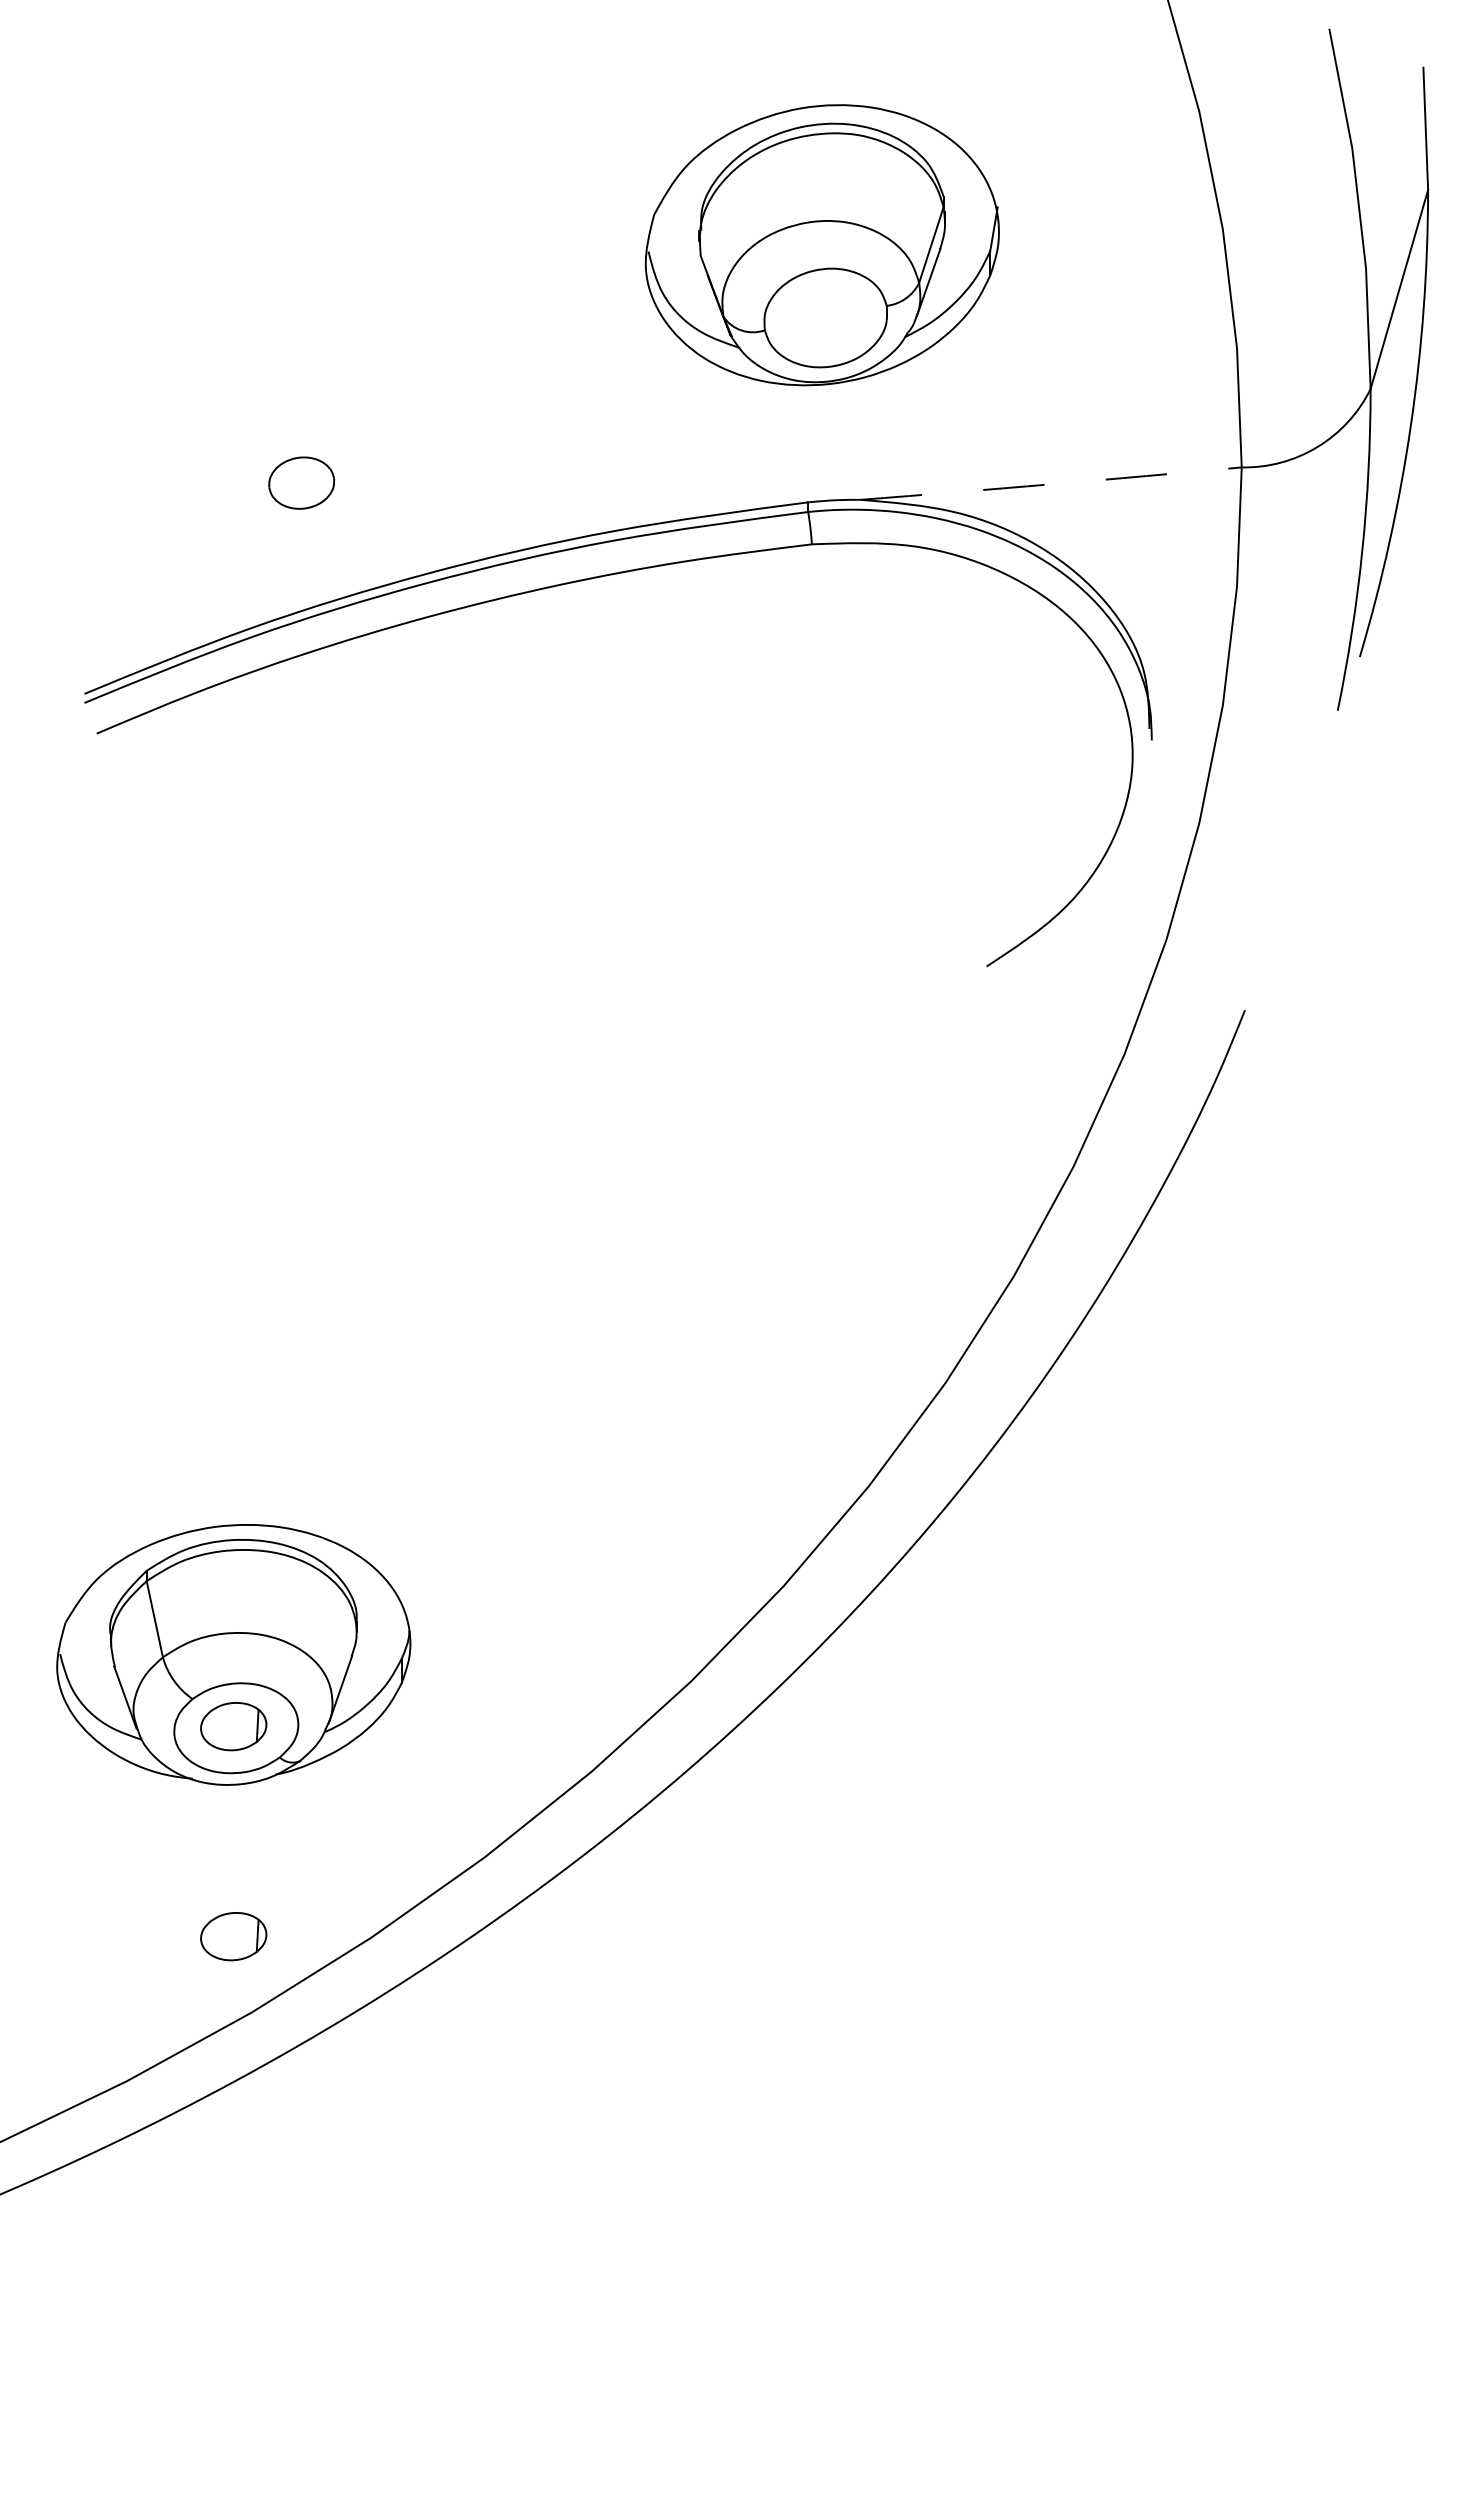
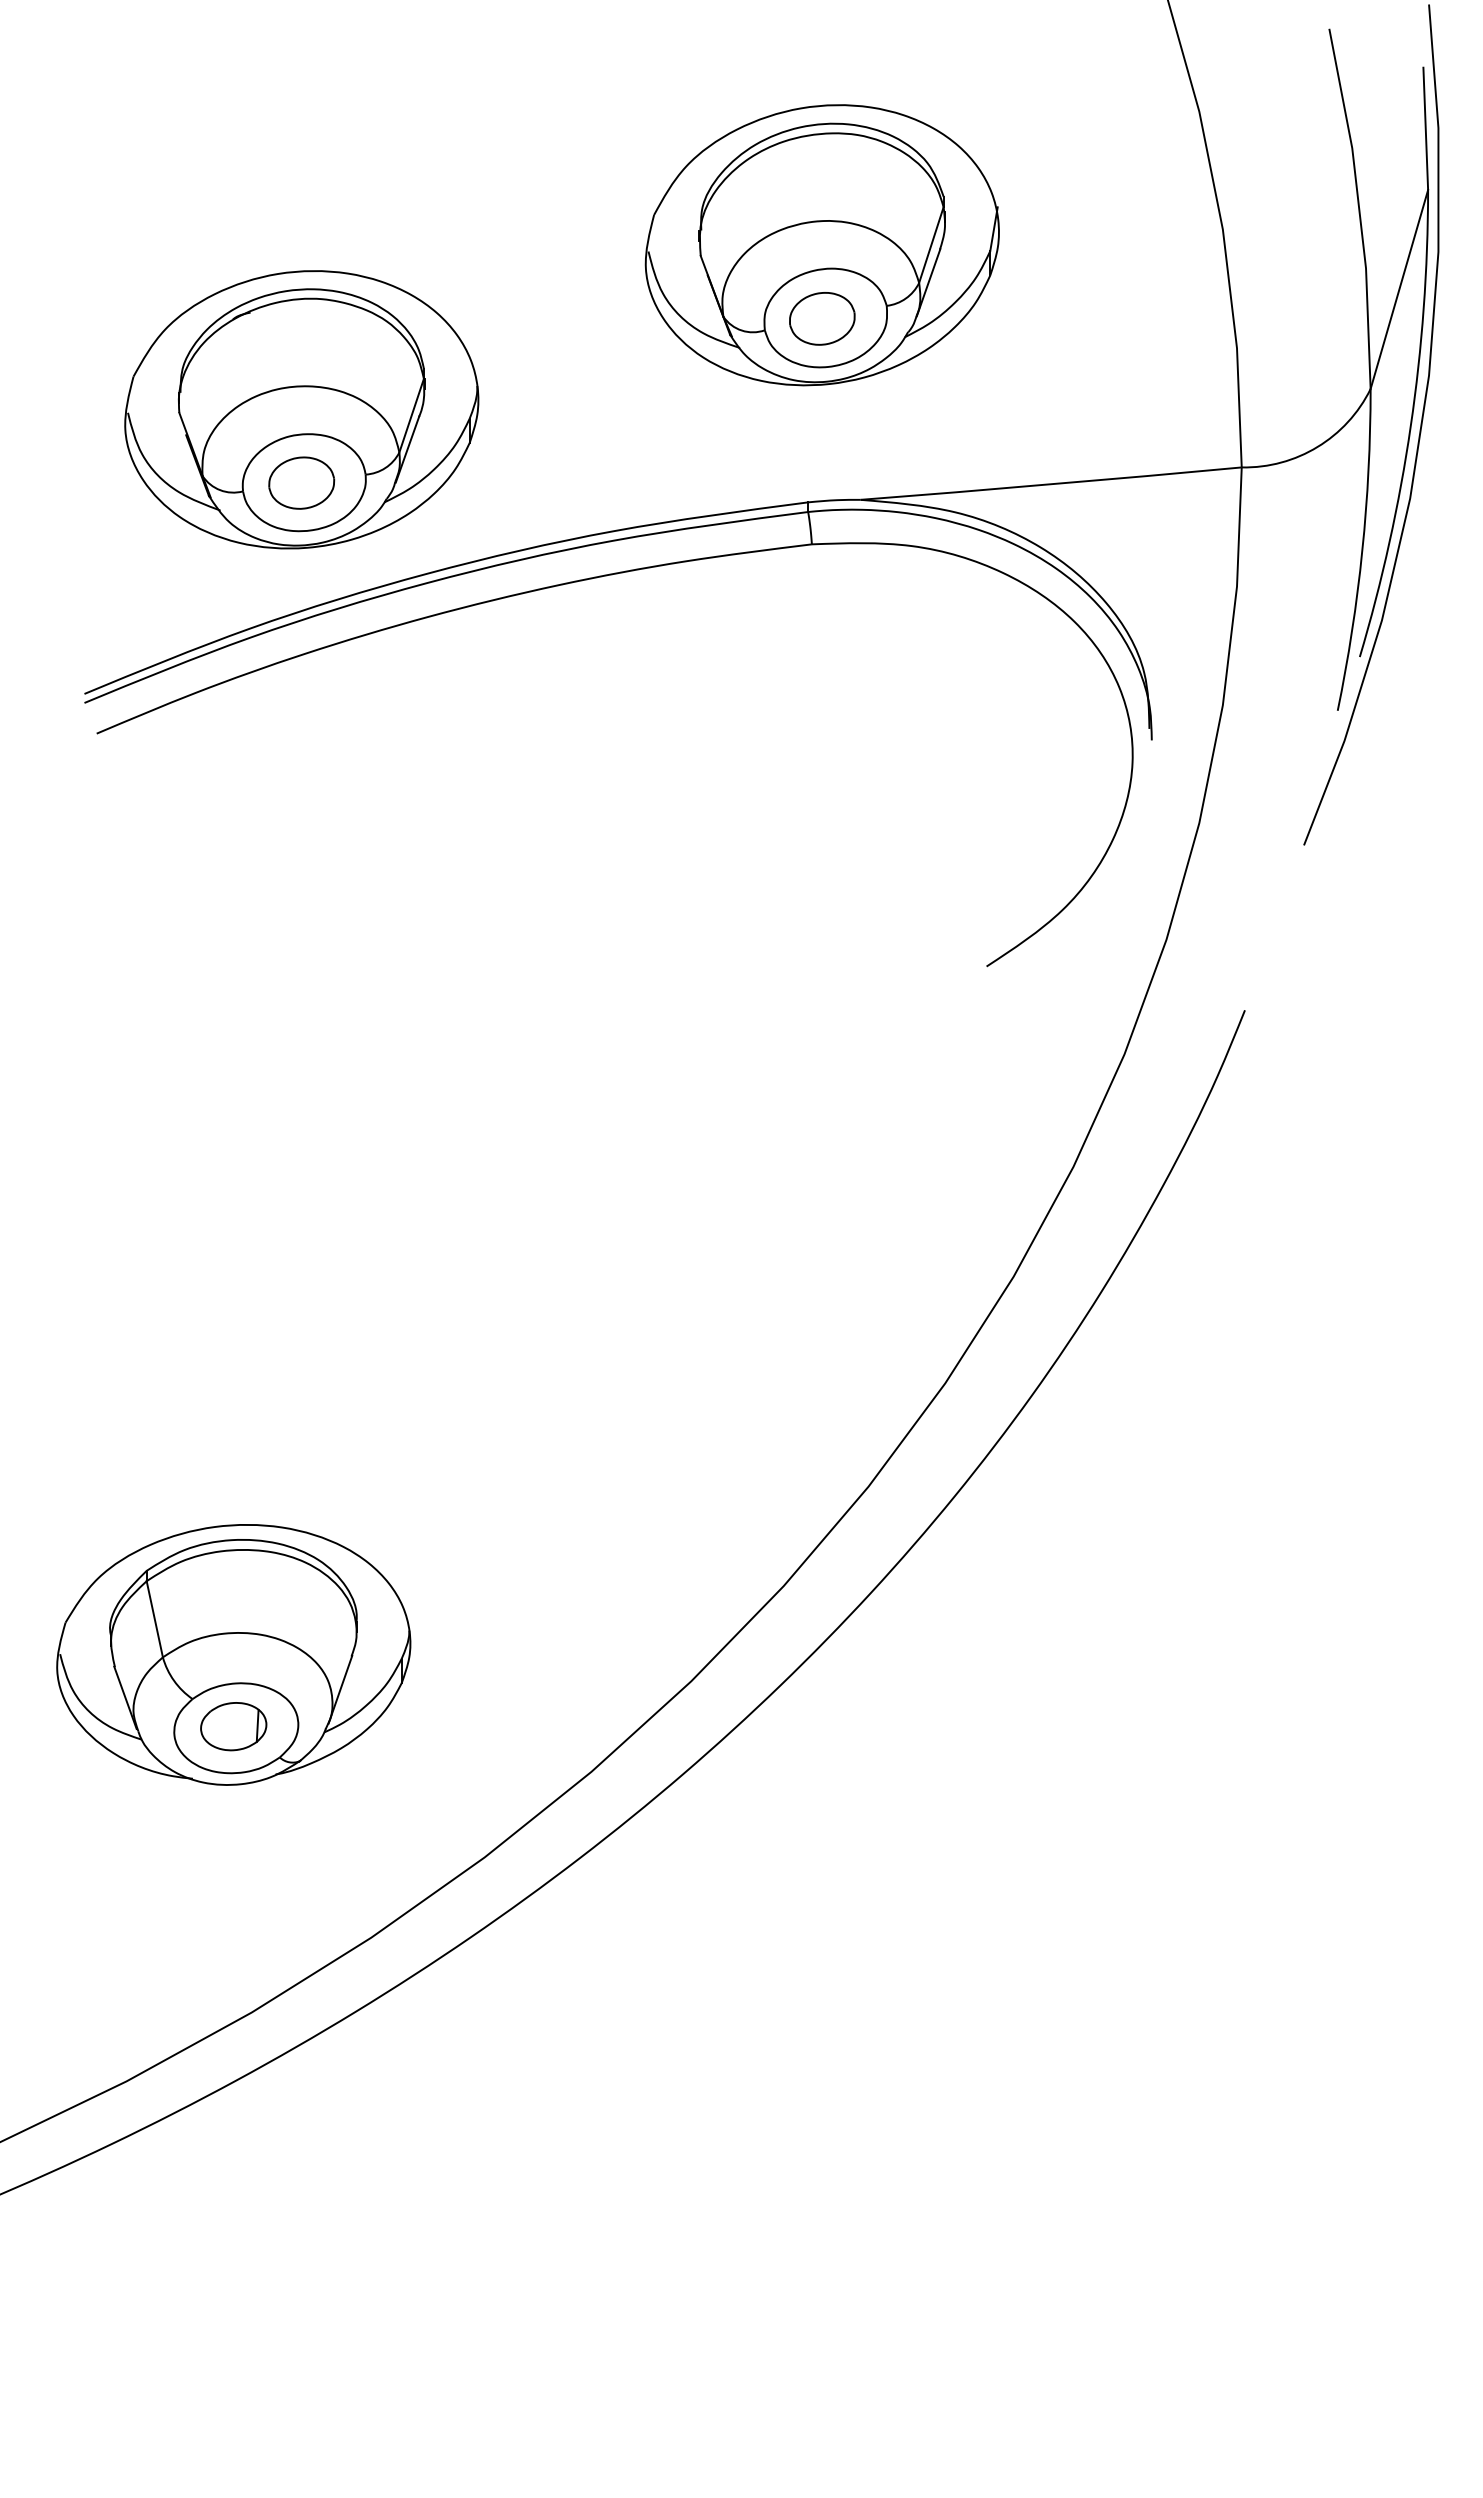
part: none -> present (822, 318)
part: none -> present (301, 409)
curve: none -> present (1419, 429)
arc: dashed -> solid (1051, 484)
part: present -> none (233, 1936)
